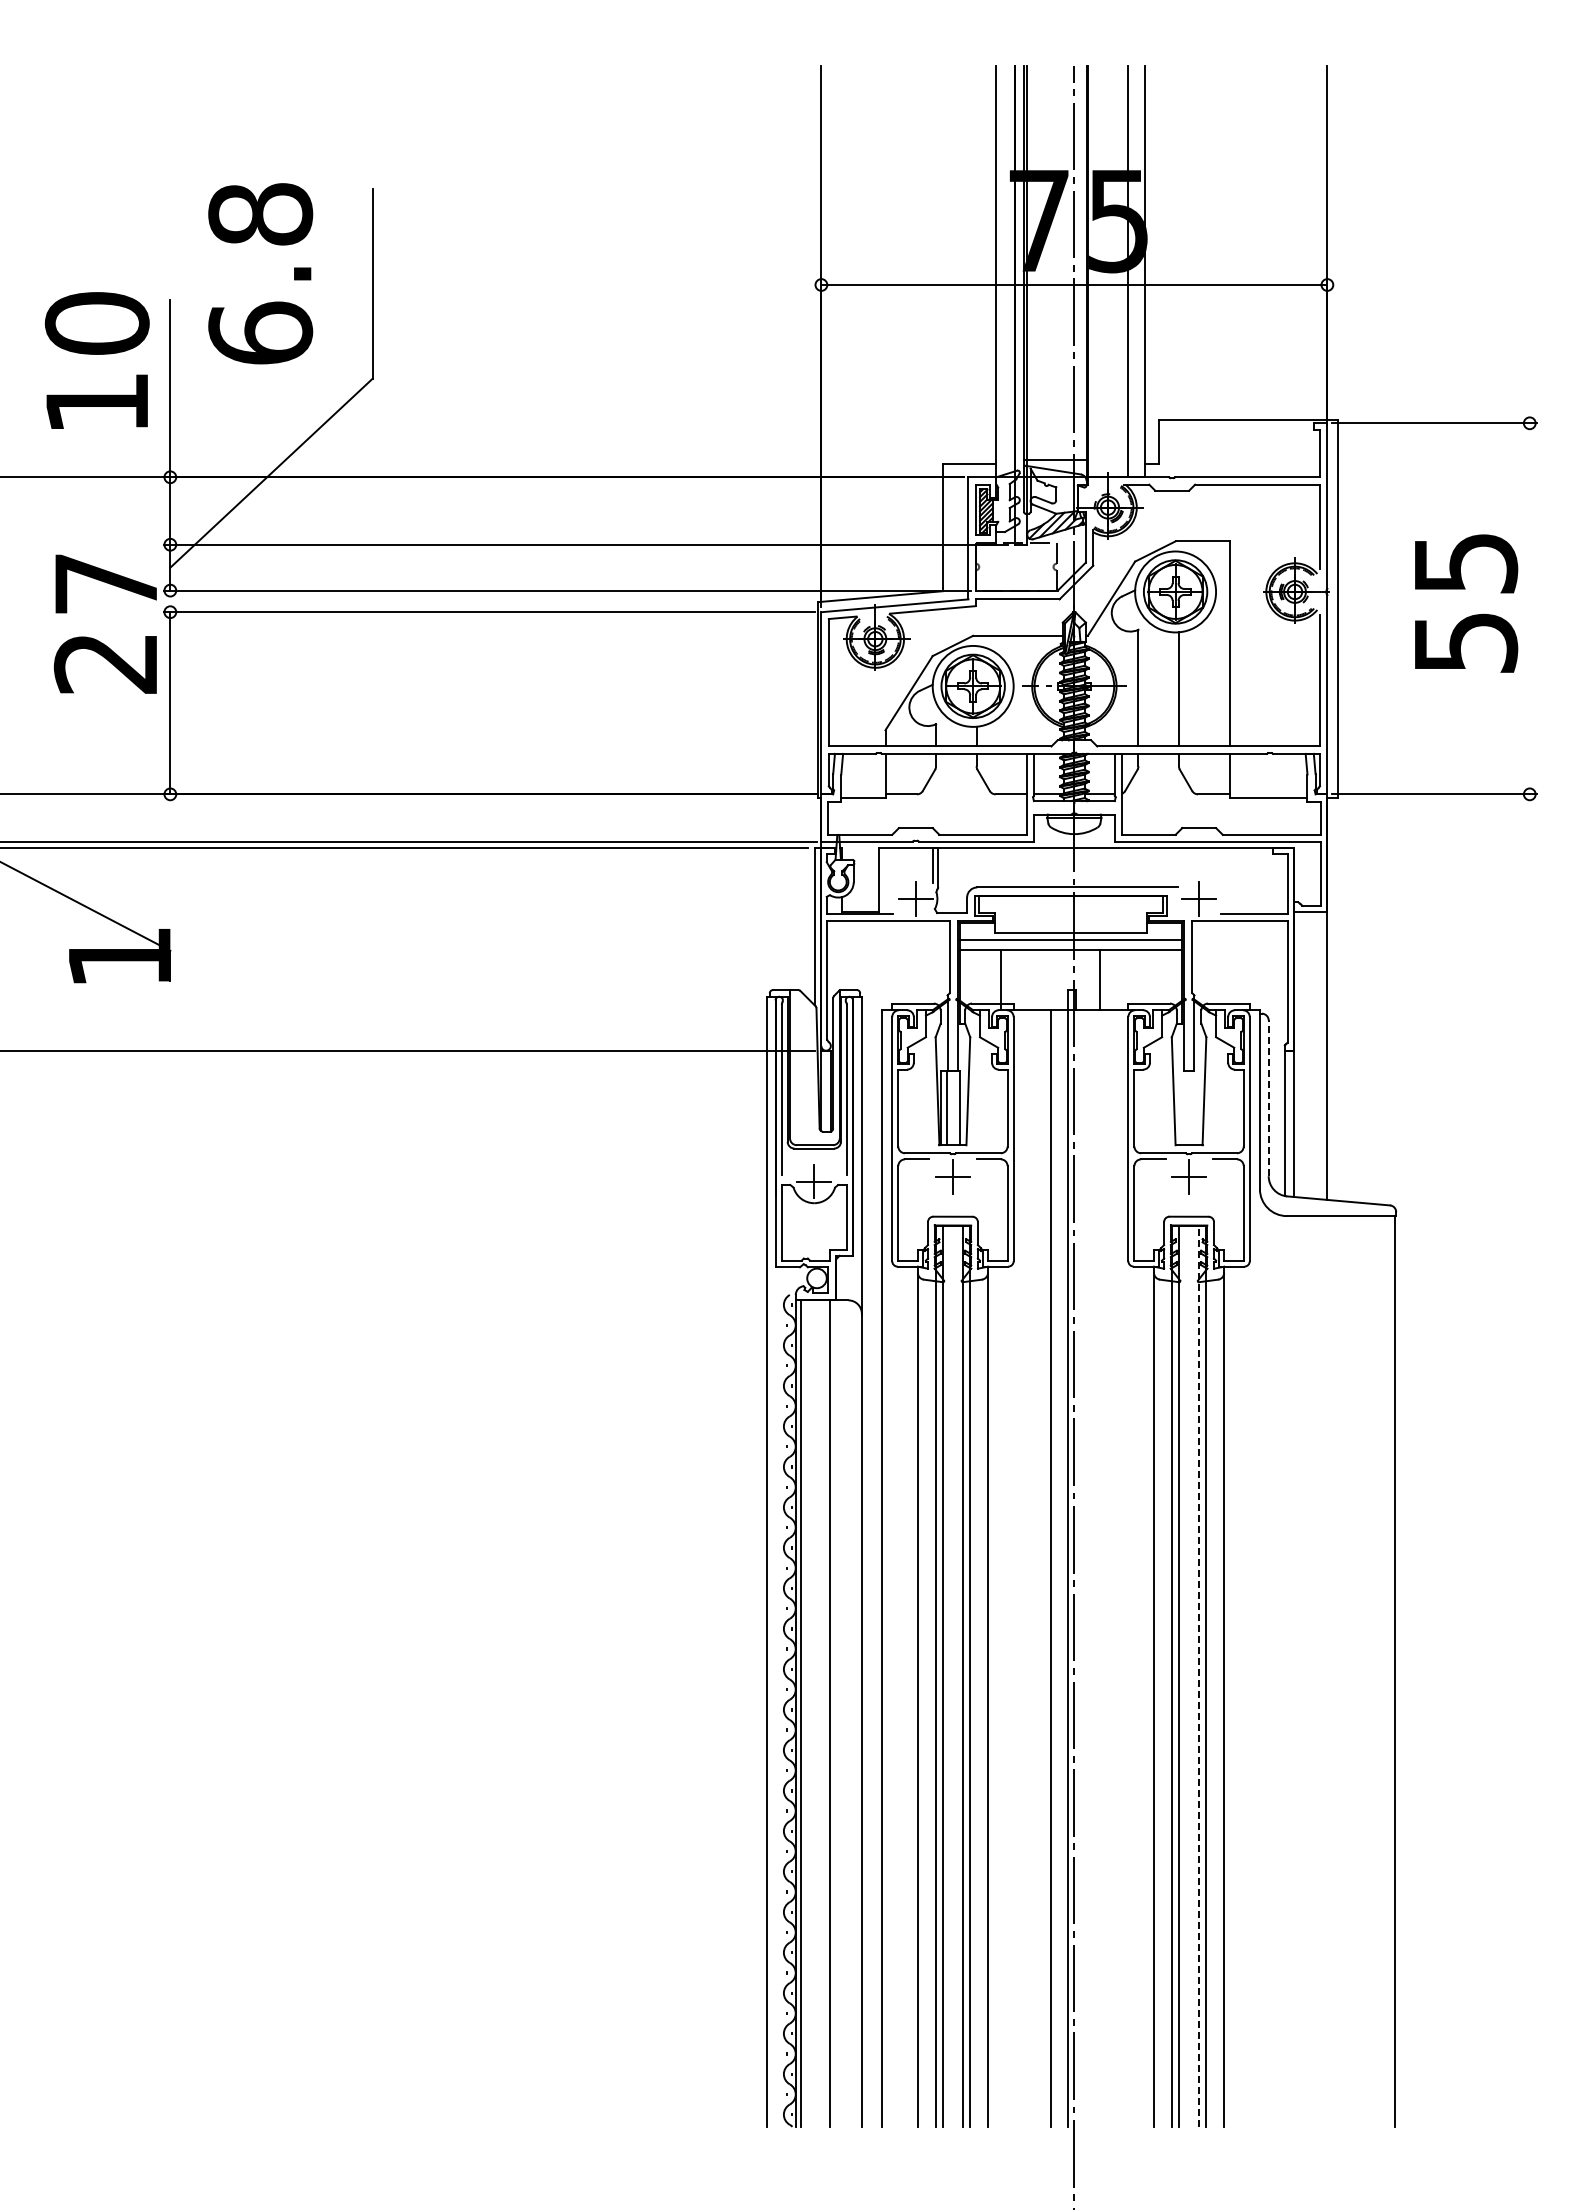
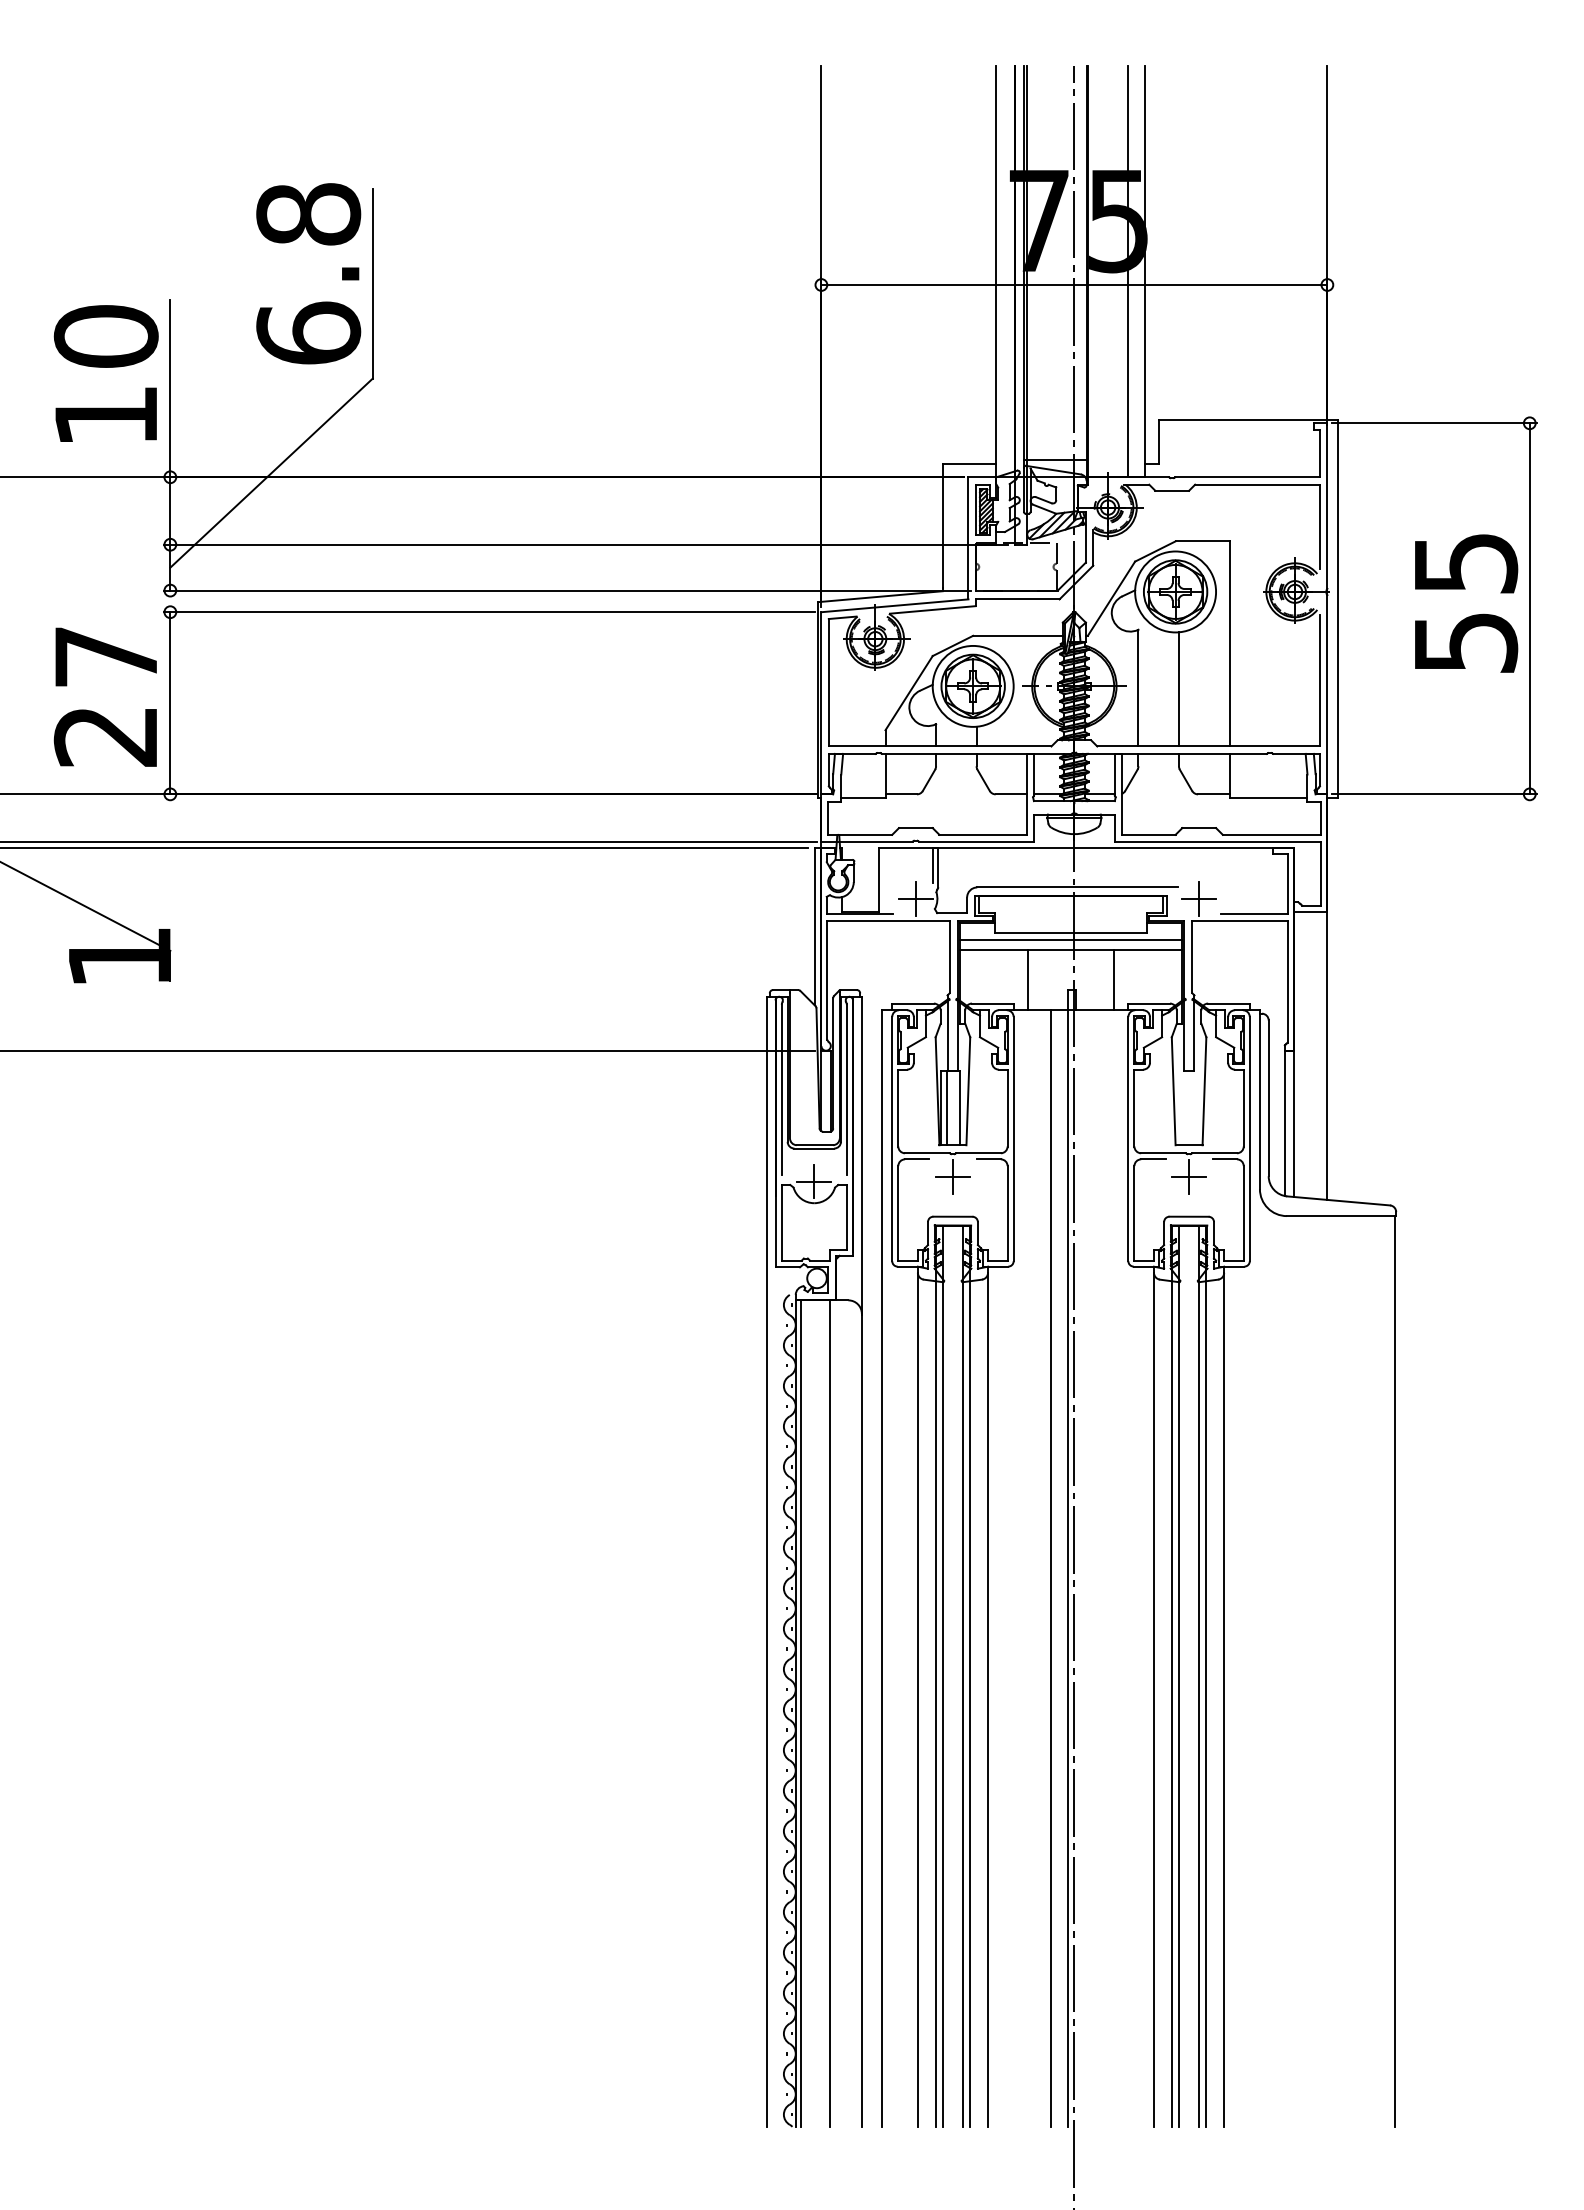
text position: (260, 273) -> (308, 273) (308, 273)
text position: (96, 360) -> (105, 373) (105, 373)
line: none -> present (1529, 608)
text position: (104, 623) -> (104, 696) (104, 696)
line position: (1000, 979) -> (1027, 979) (1027, 979)
line position: (1100, 979) -> (1114, 979) (1114, 979)
line: dashed -> solid (1268, 1098)
line: dashed -> solid (1199, 1675)
